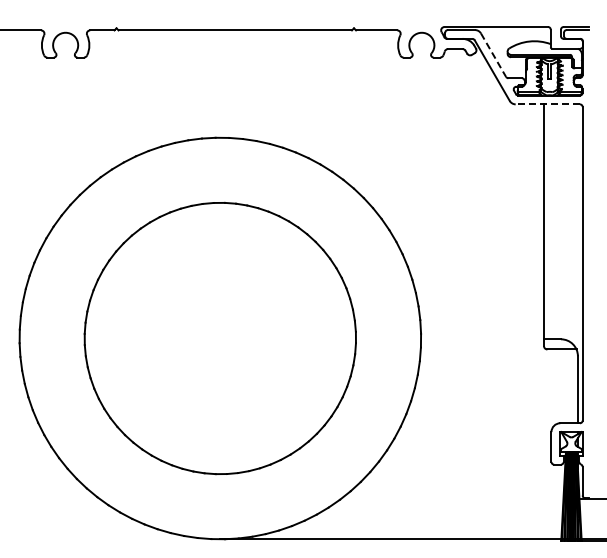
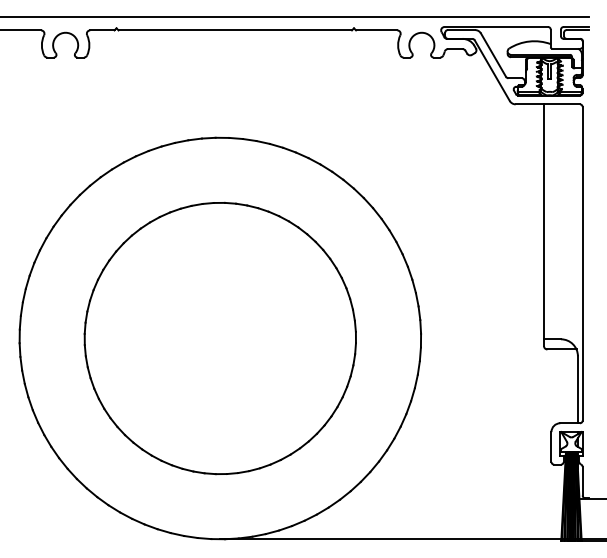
line: none -> present (295, 16)
line: dashed -> solid (493, 55)
line: dashed -> solid (547, 104)
